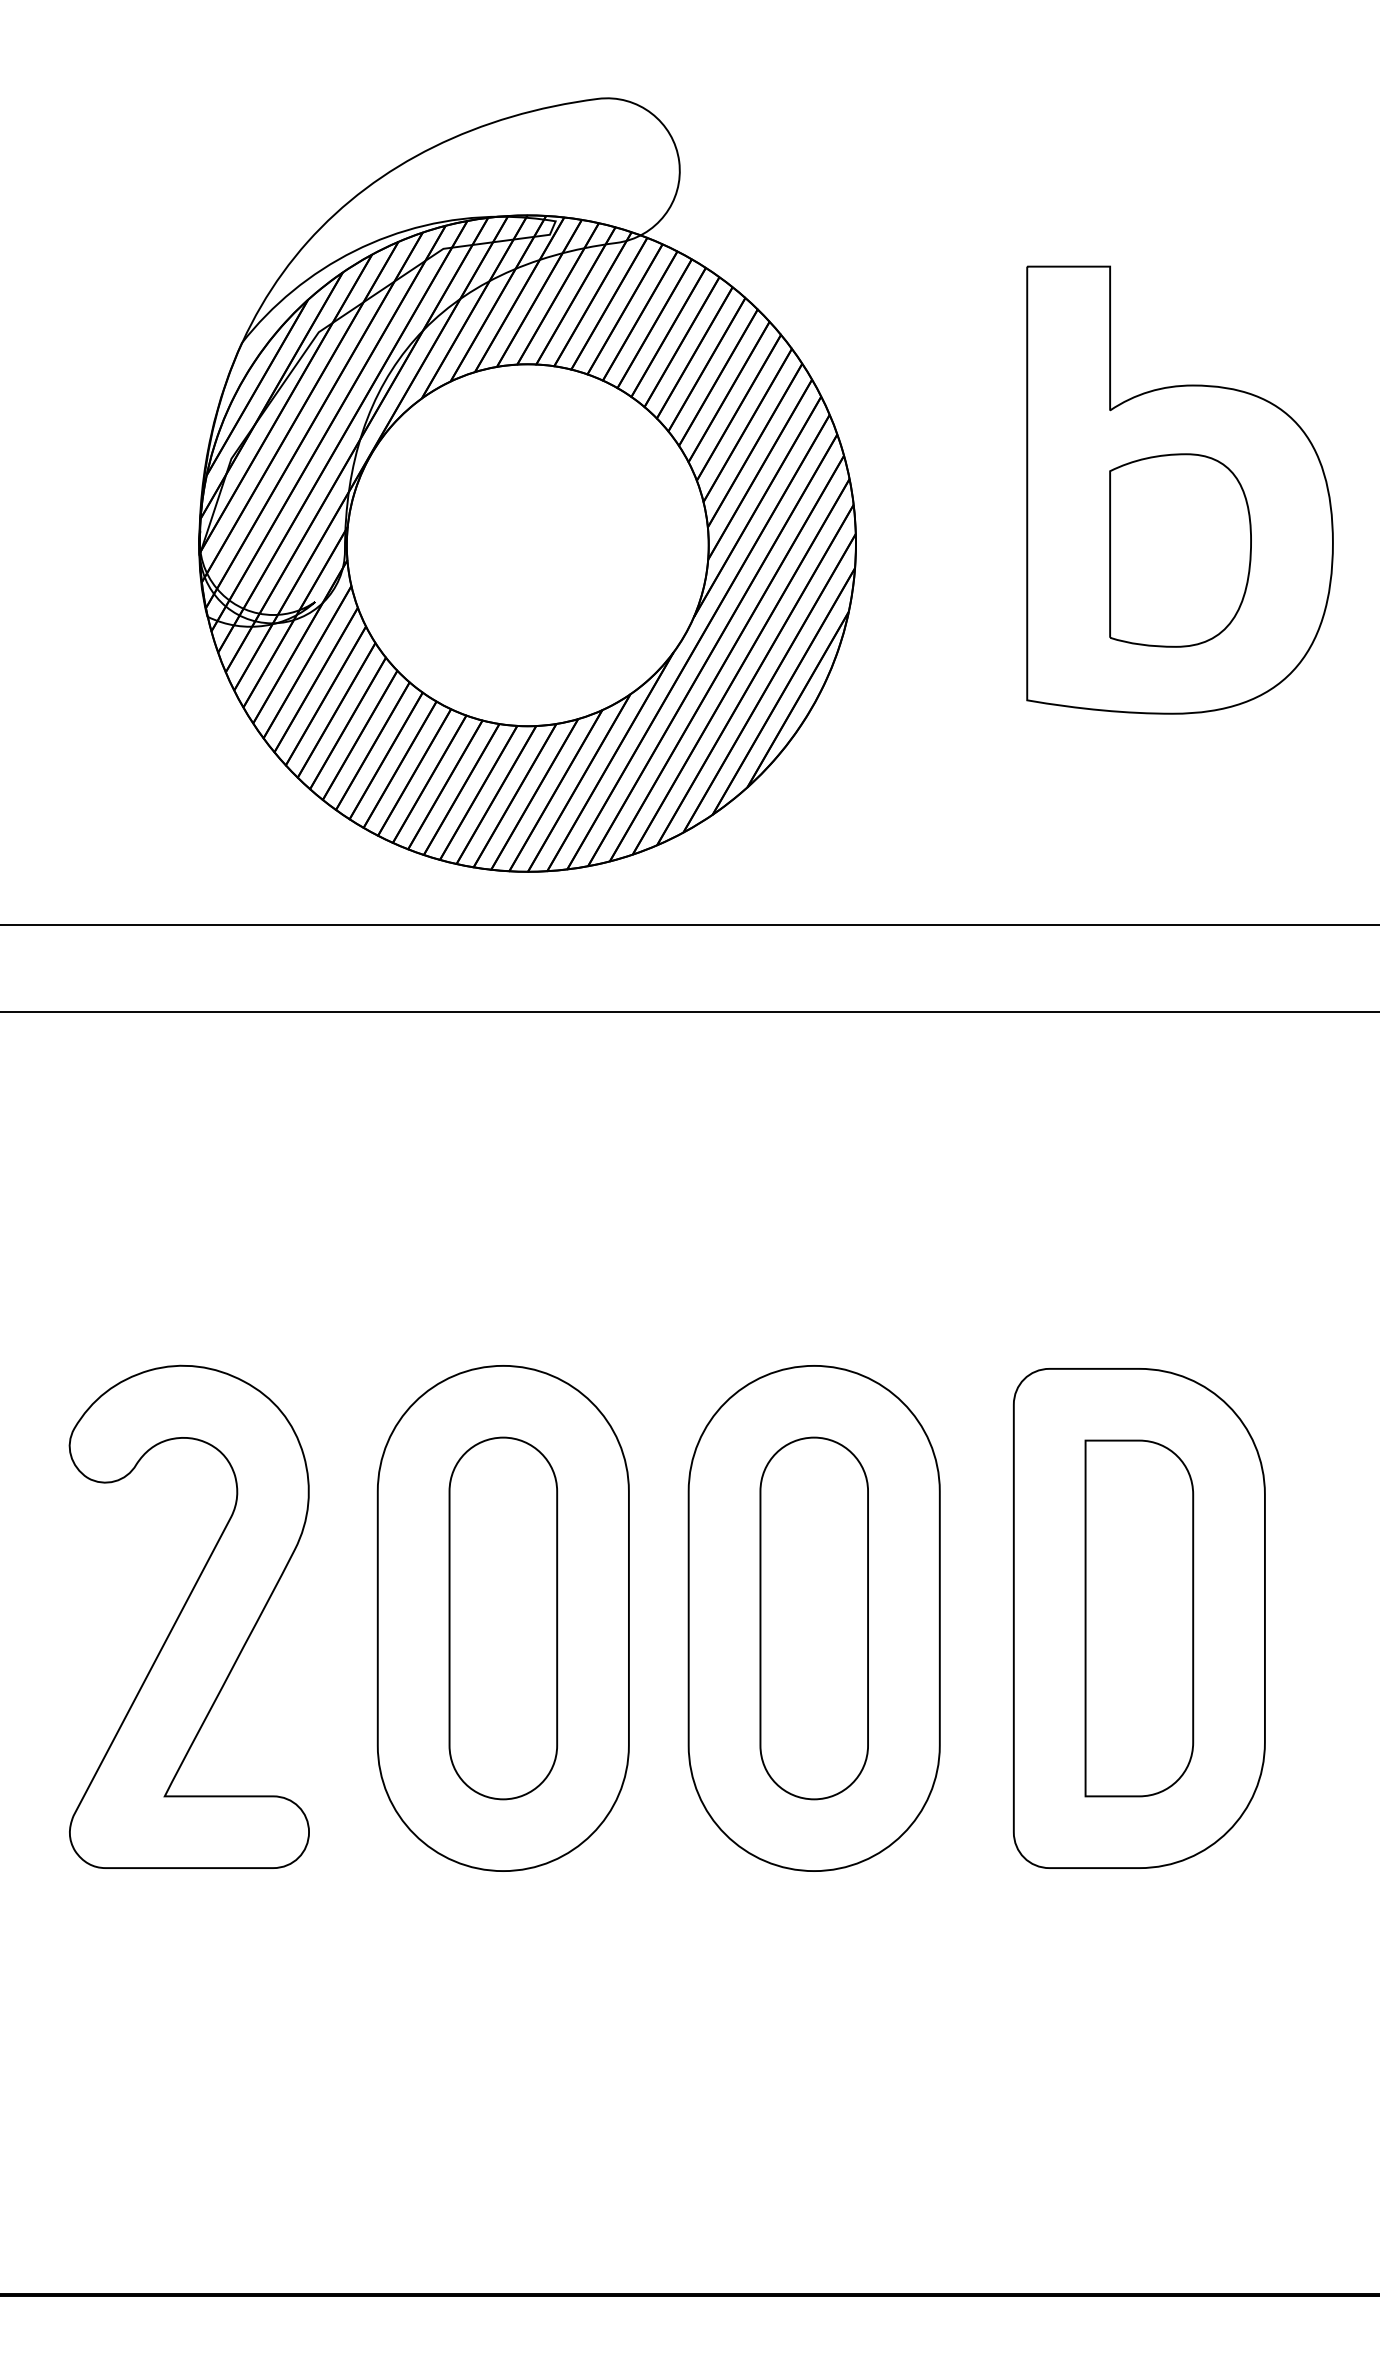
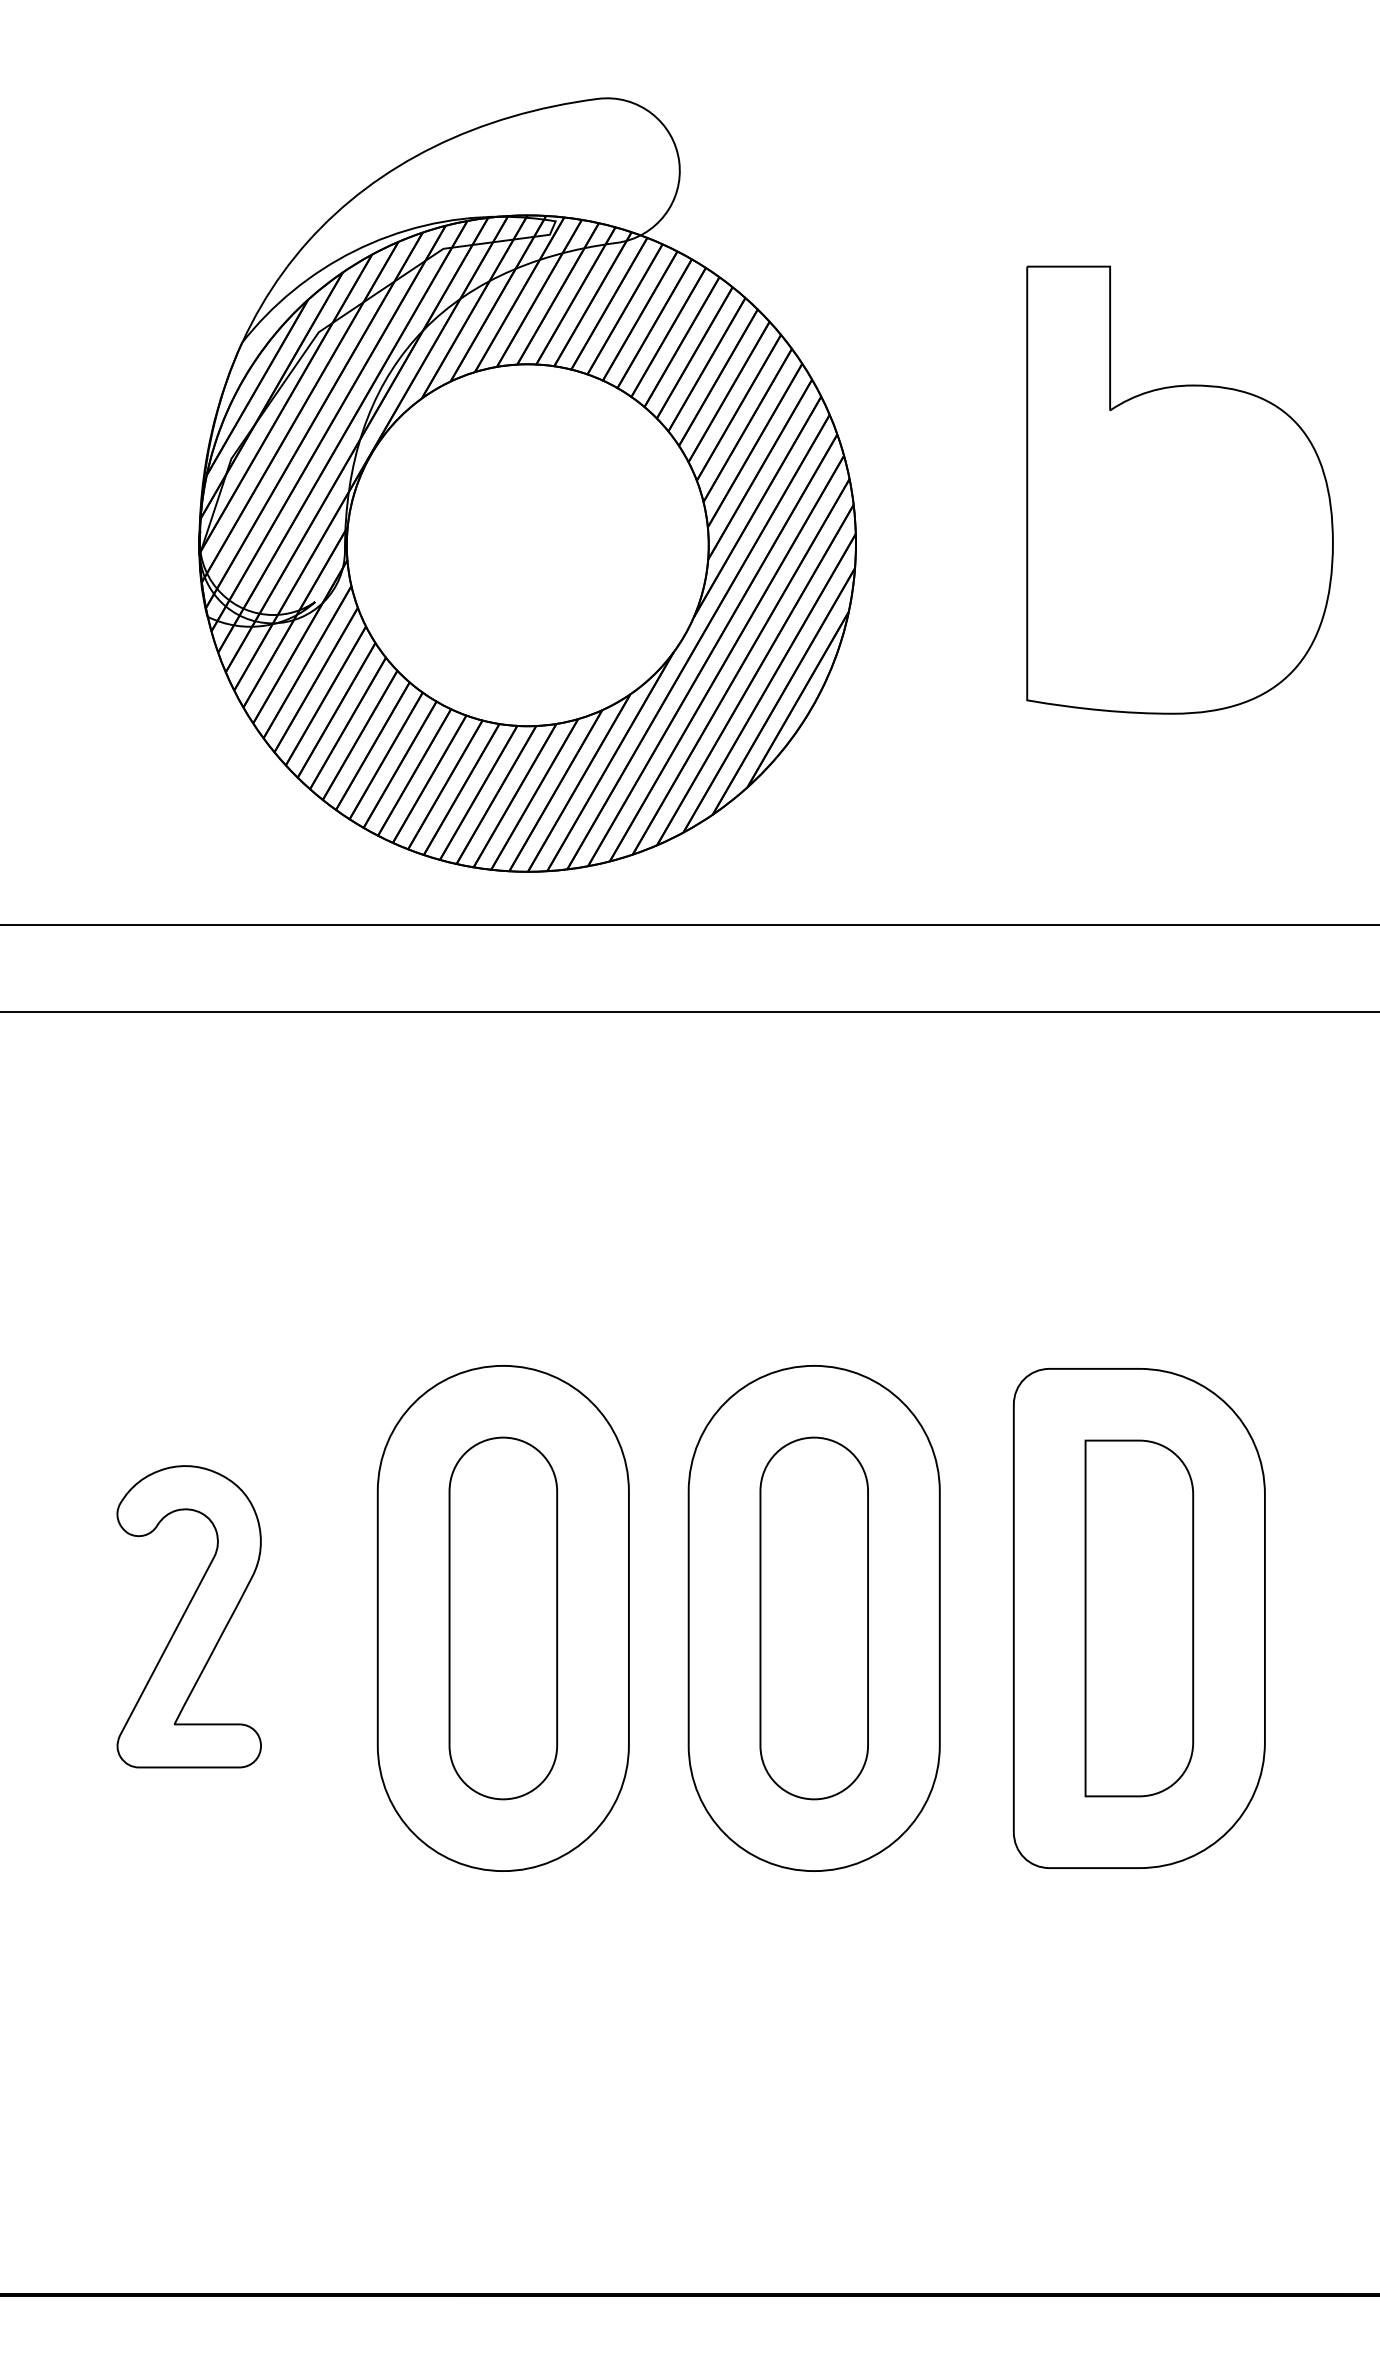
part: present -> none (1180, 550)
part size: 242x505 px -> 146x304 px (188, 1616)
